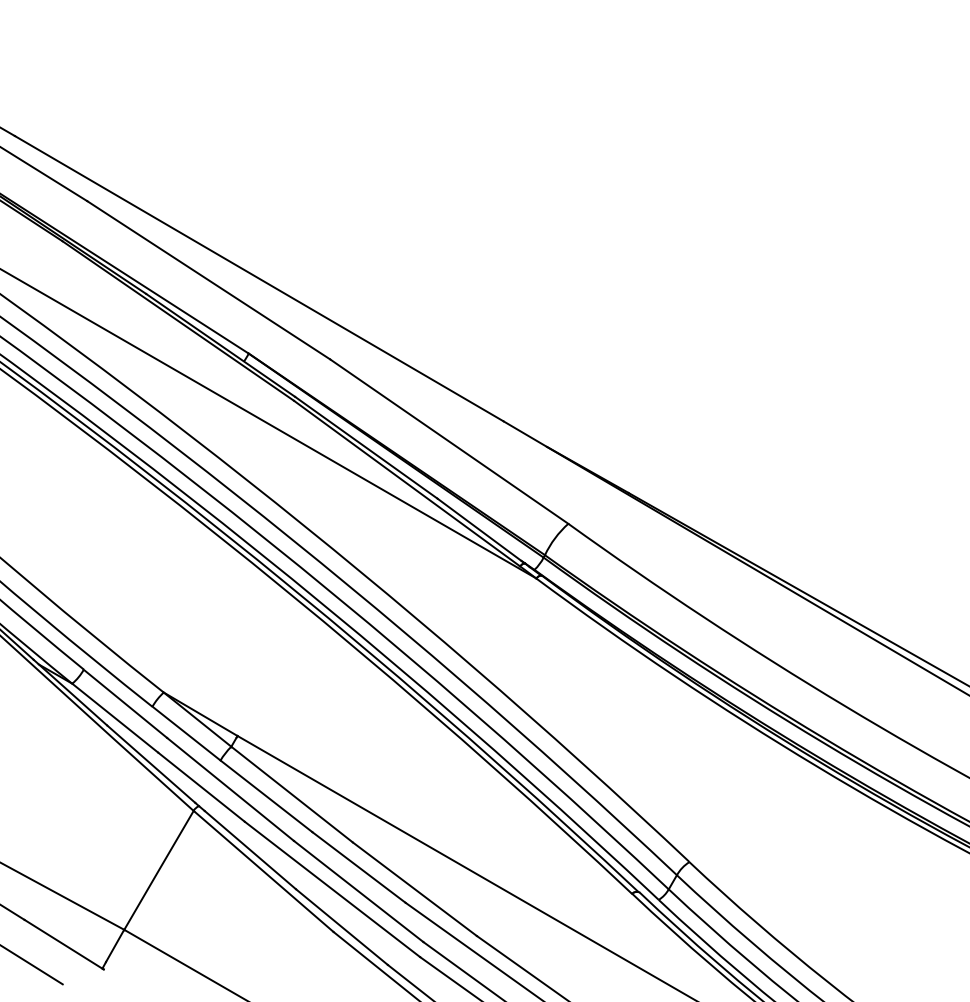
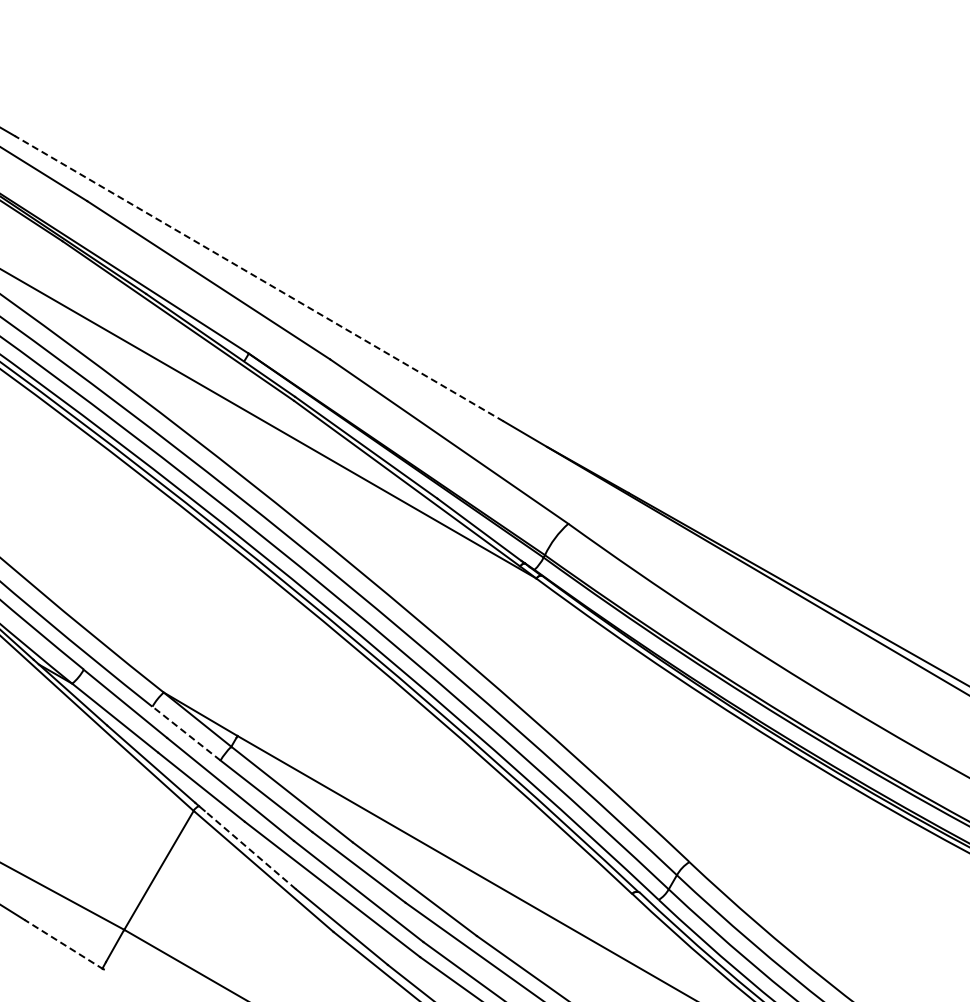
line: solid -> dashed (259, 278)
line: solid -> dashed (186, 733)
line: solid -> dashed (250, 849)
line: solid -> dashed (64, 944)
line: present -> none (32, 965)
